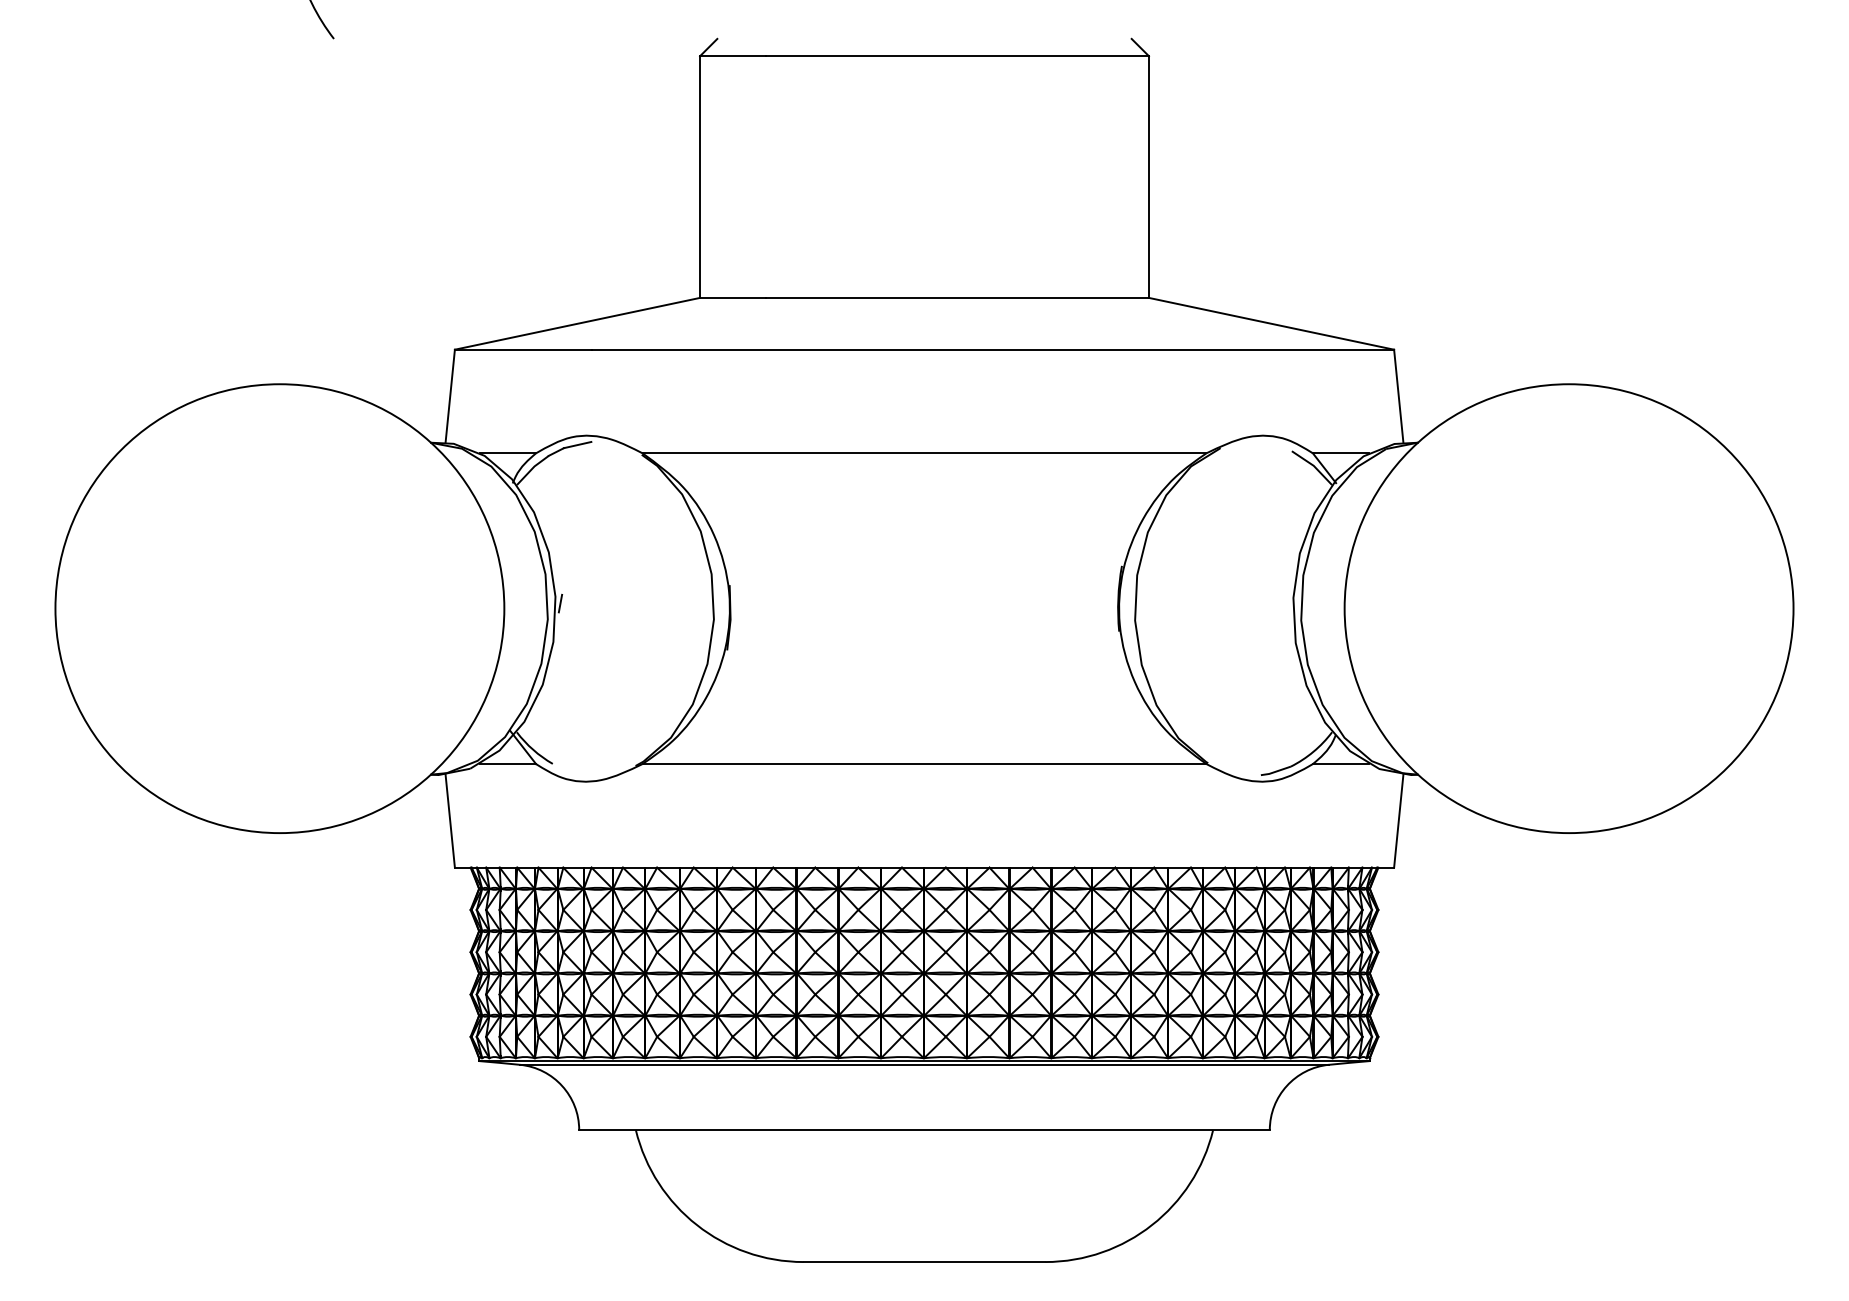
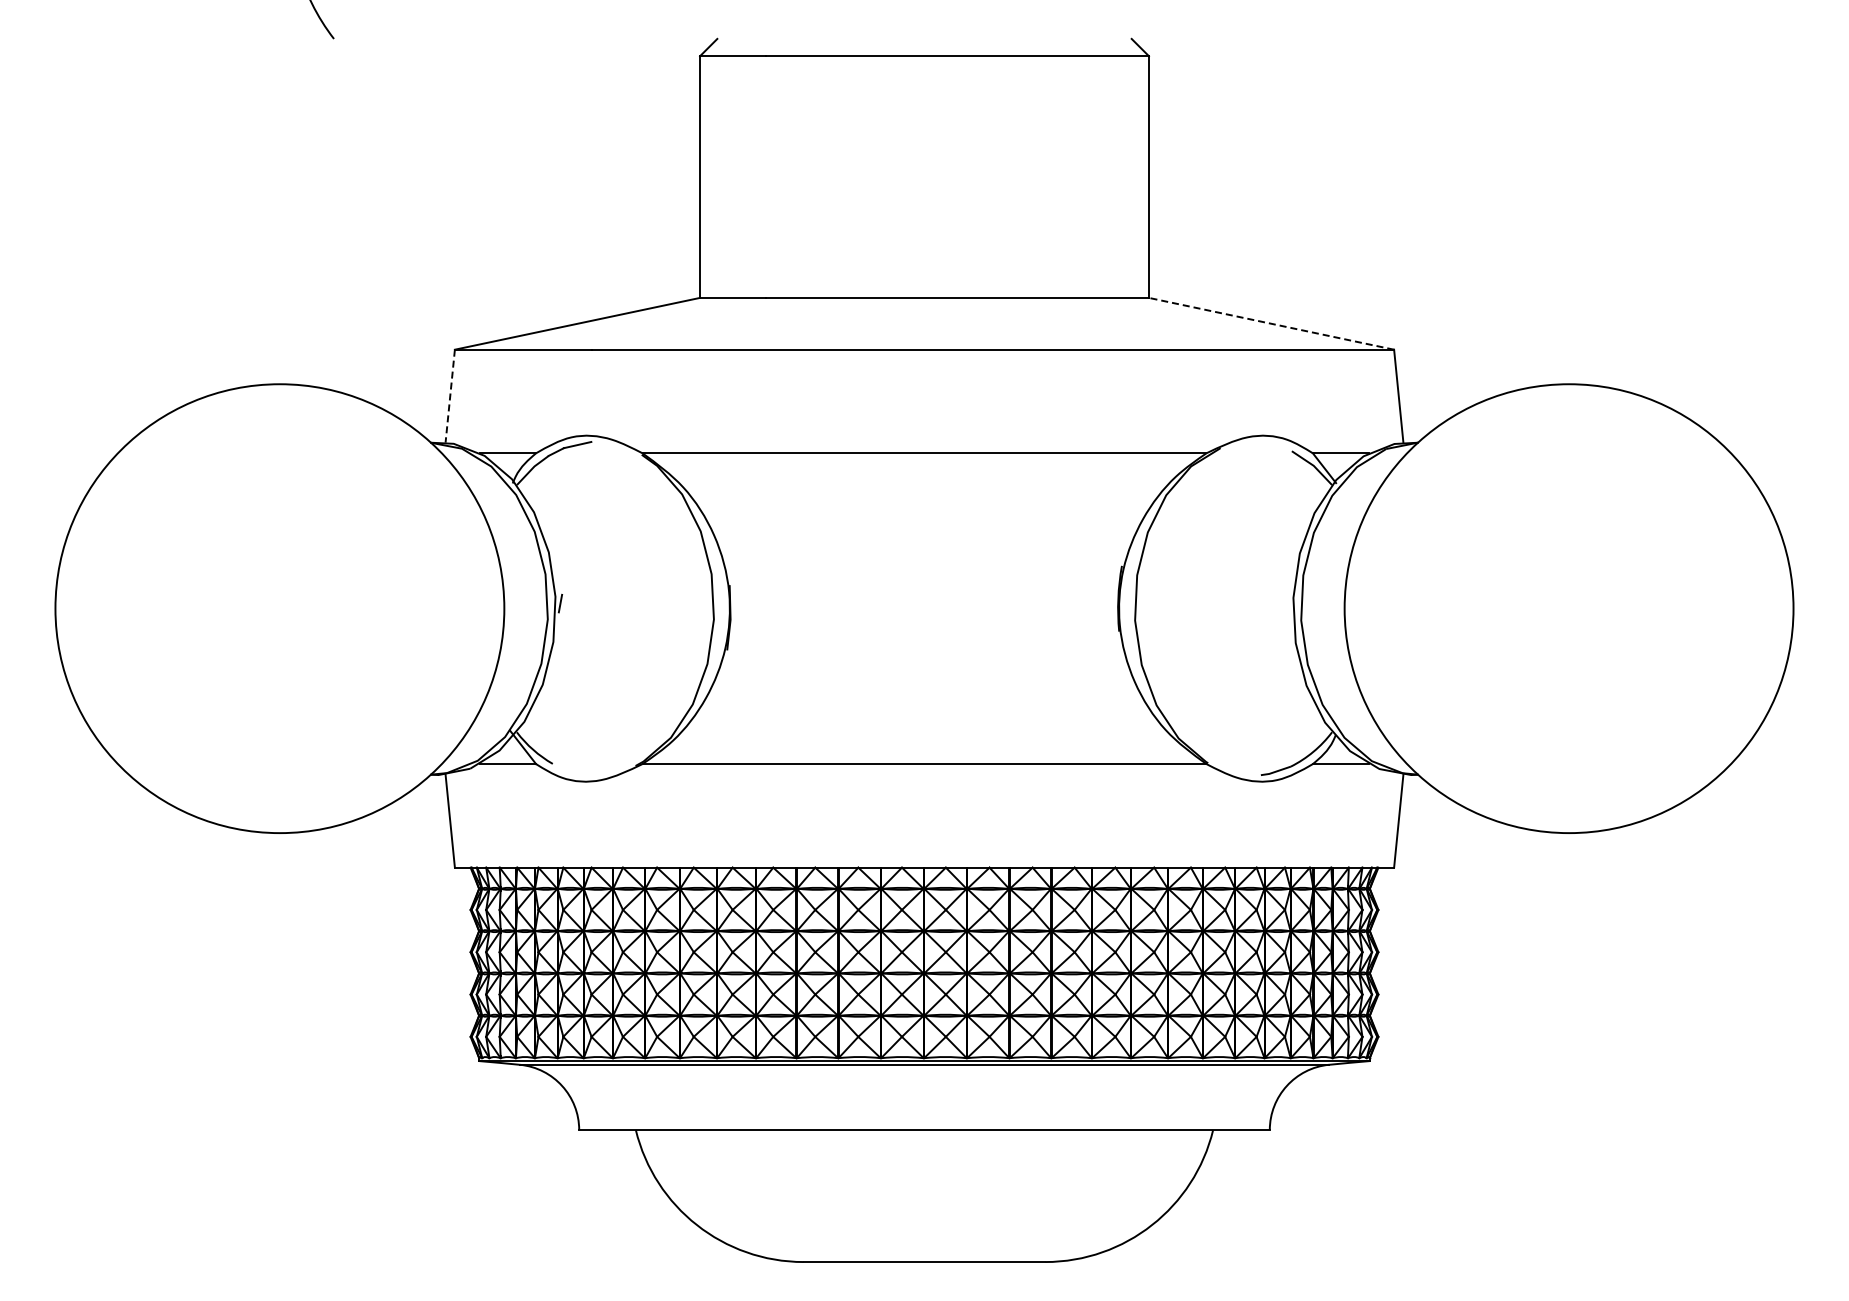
line: solid -> dashed (1271, 323)
line: solid -> dashed (450, 396)
